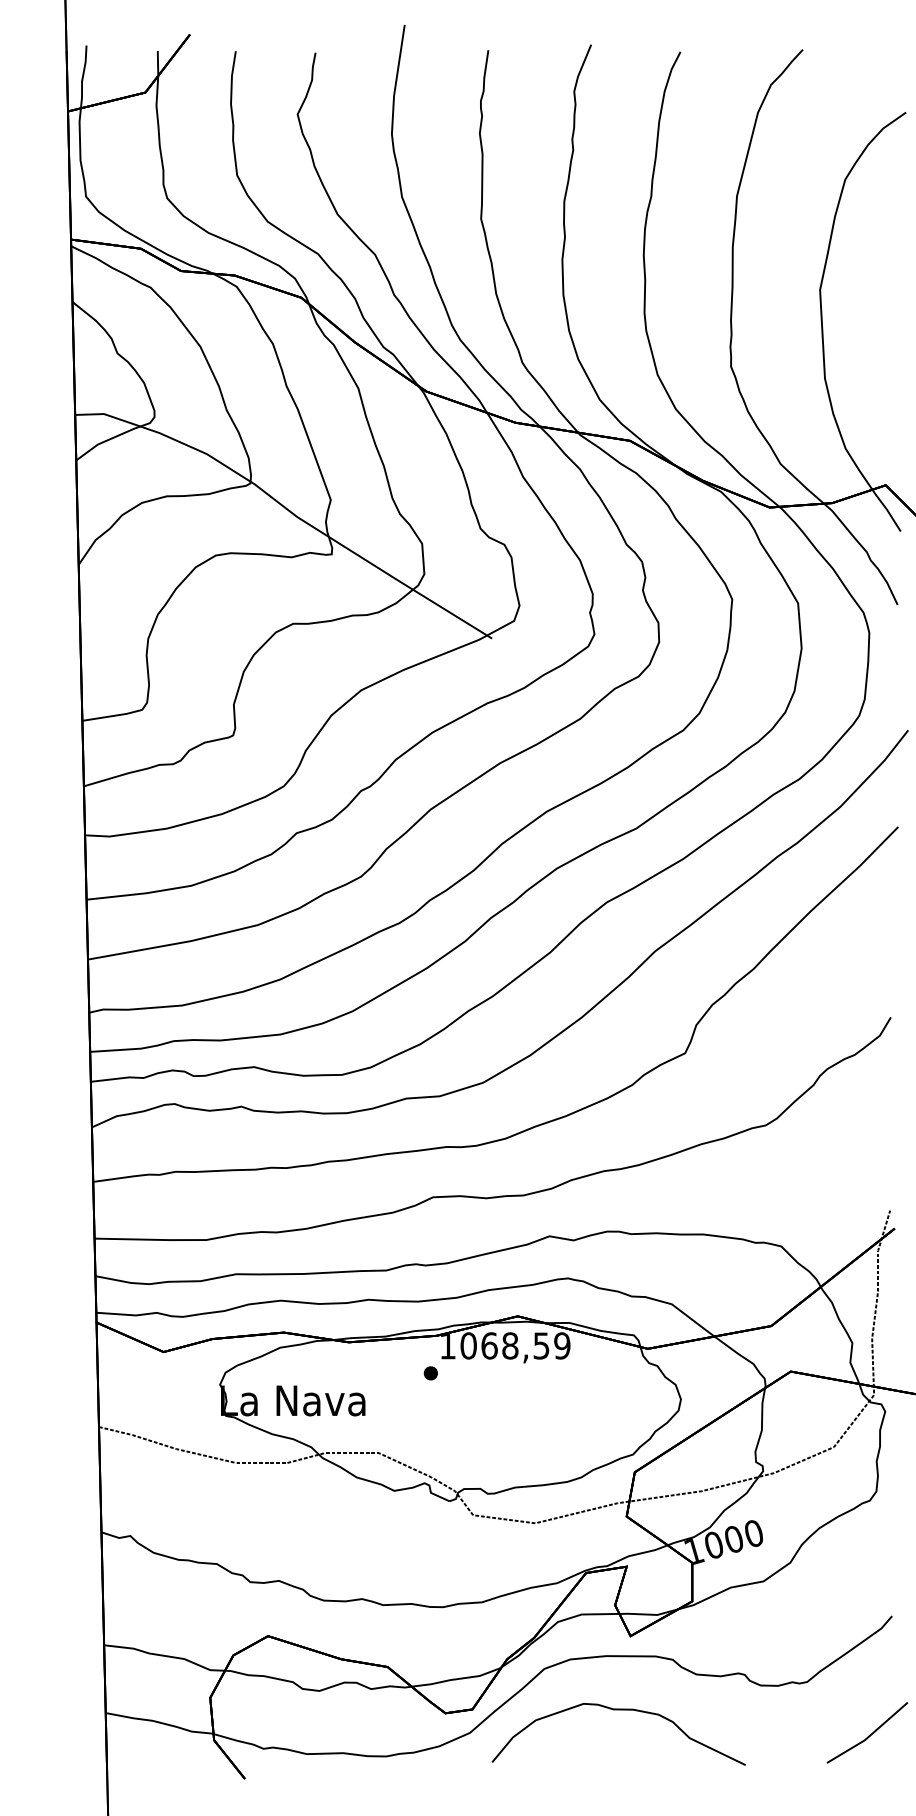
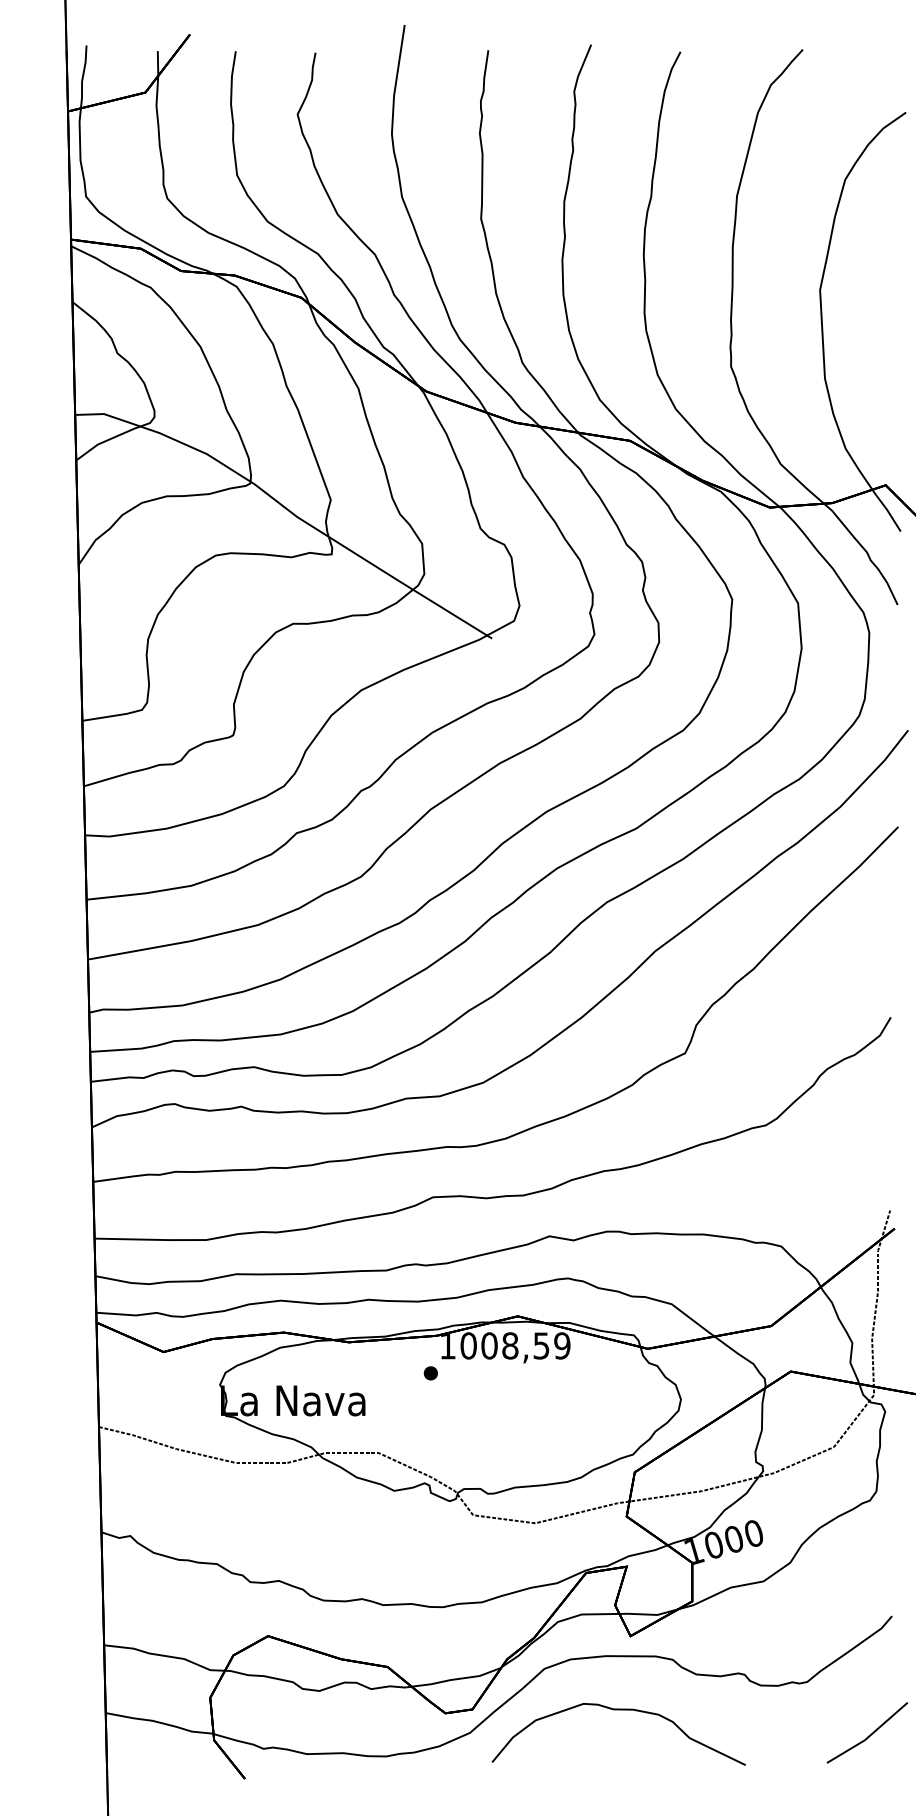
text: 1068,59 -> 1008,59 (489, 1345)
